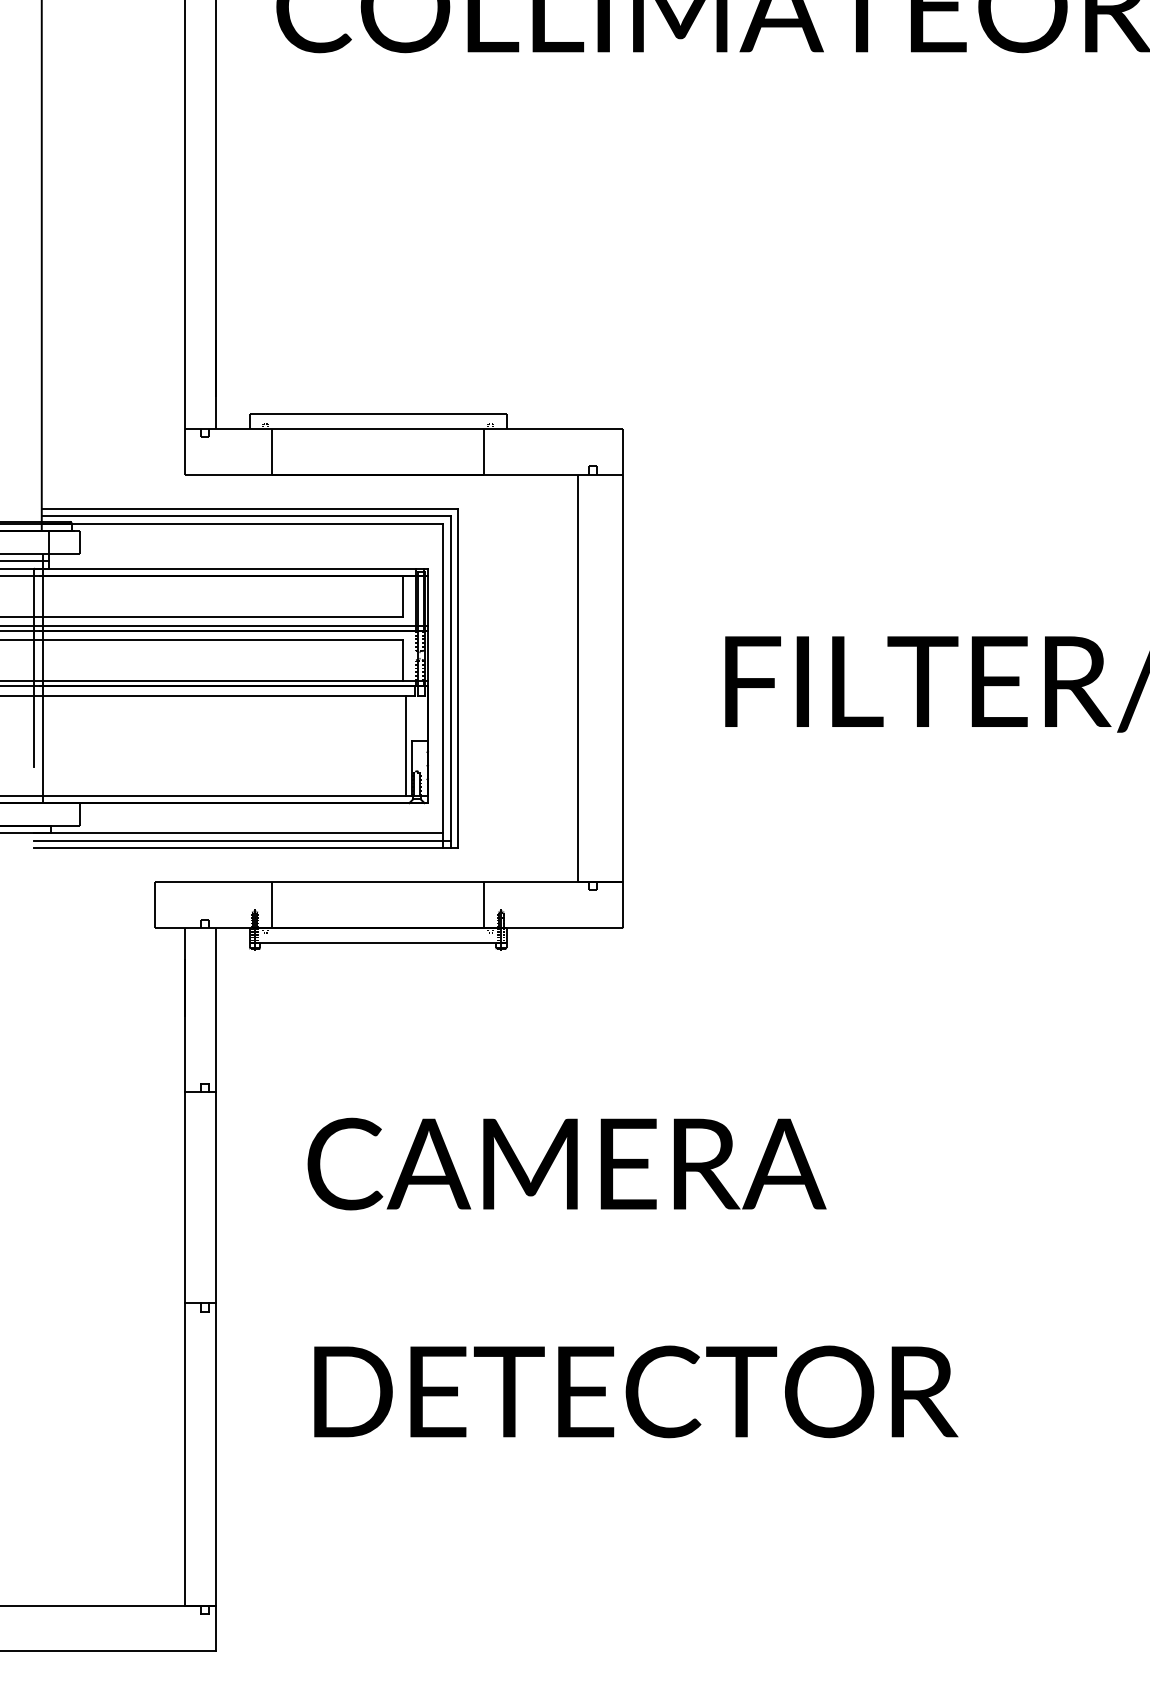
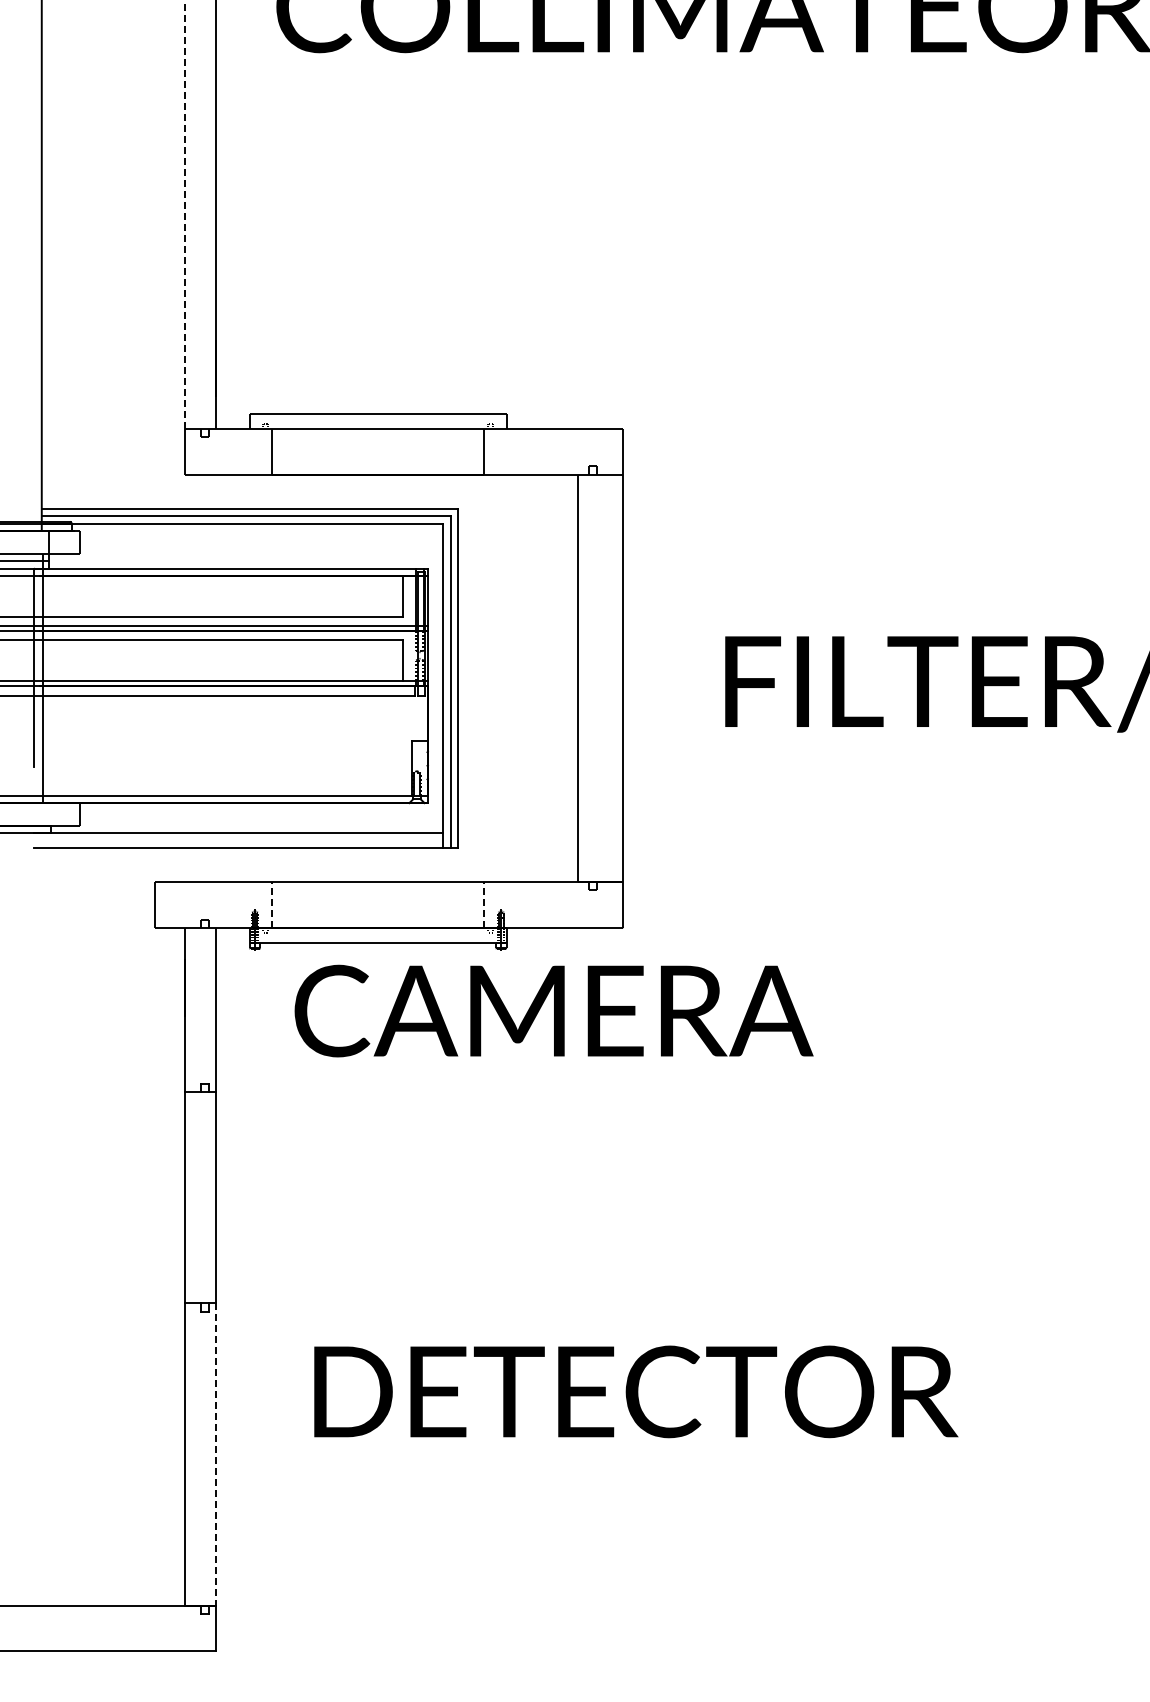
line: solid -> dashed (185, 215)
line: present -> none (406, 745)
line: present -> none (242, 840)
line: solid -> dashed (272, 905)
line: solid -> dashed (483, 905)
text position: (566, 1163) -> (553, 1010) (553, 1010)
line: solid -> dashed (215, 1455)
